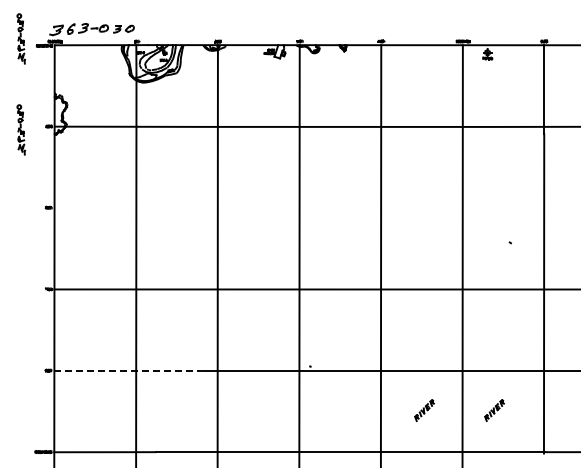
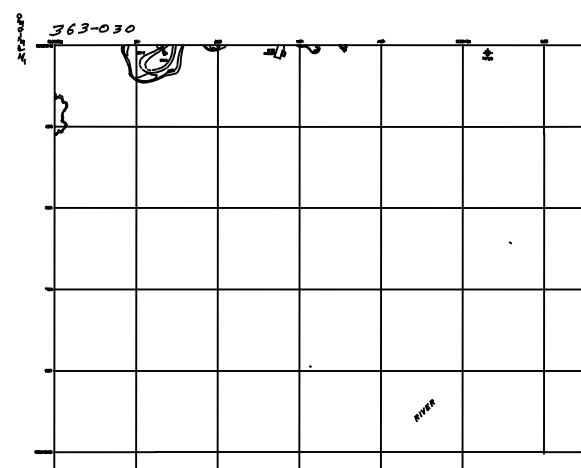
part: present -> none (21, 129)
line: none -> present (315, 207)
line: dashed -> solid (127, 370)
part: present -> none (494, 410)
